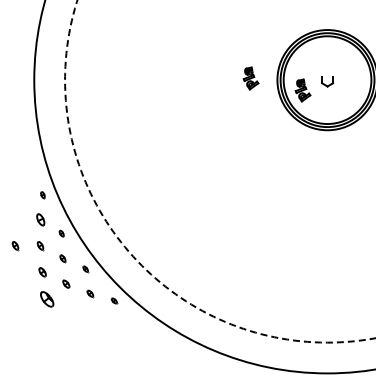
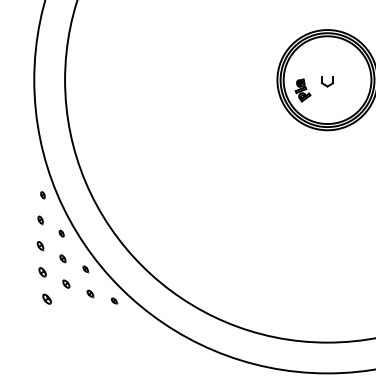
part: present -> none (250, 78)
circle: dashed -> solid (220, 171)
part size: 10x14 px -> 7x11 px (40, 220)
part: present -> none (15, 246)
part size: 15x17 px -> 10x12 px (46, 298)
